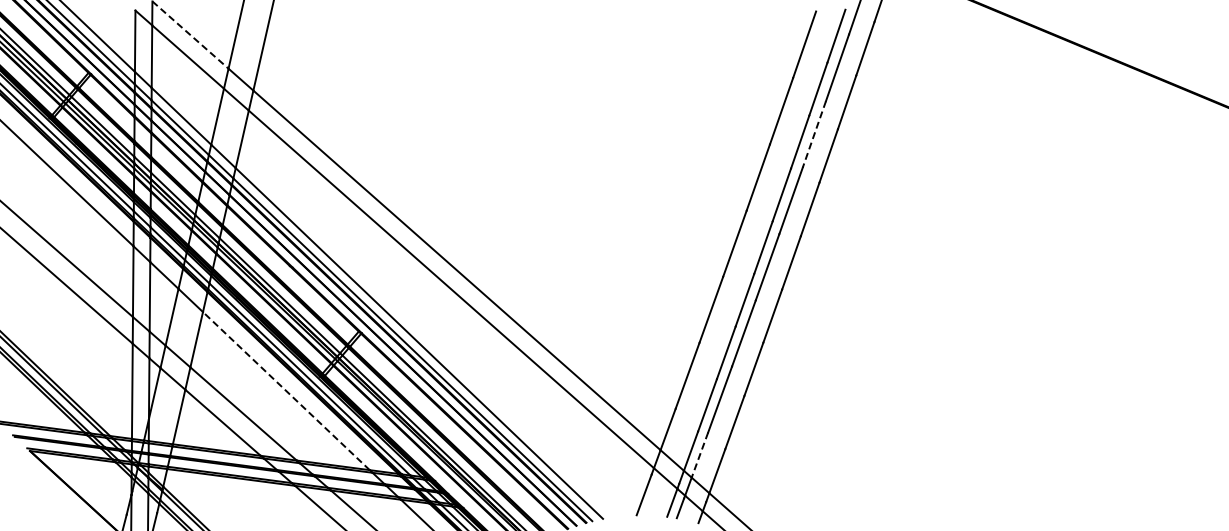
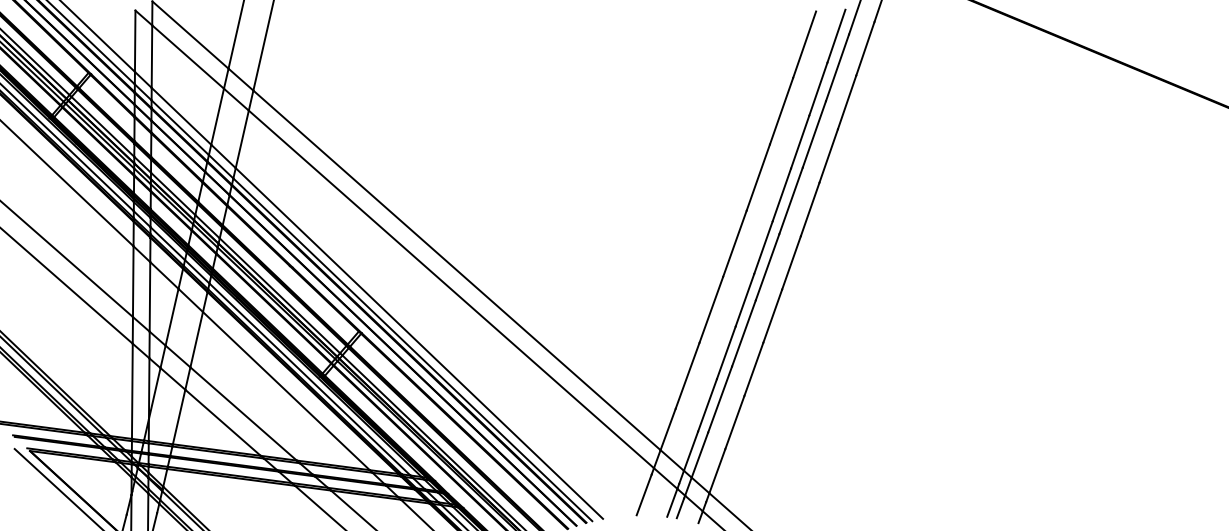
line: dashed -> solid (190, 35)
line: dashed -> solid (814, 134)
line: dashed -> solid (286, 391)
line: dashed -> solid (699, 455)
line: none -> present (57, 487)
